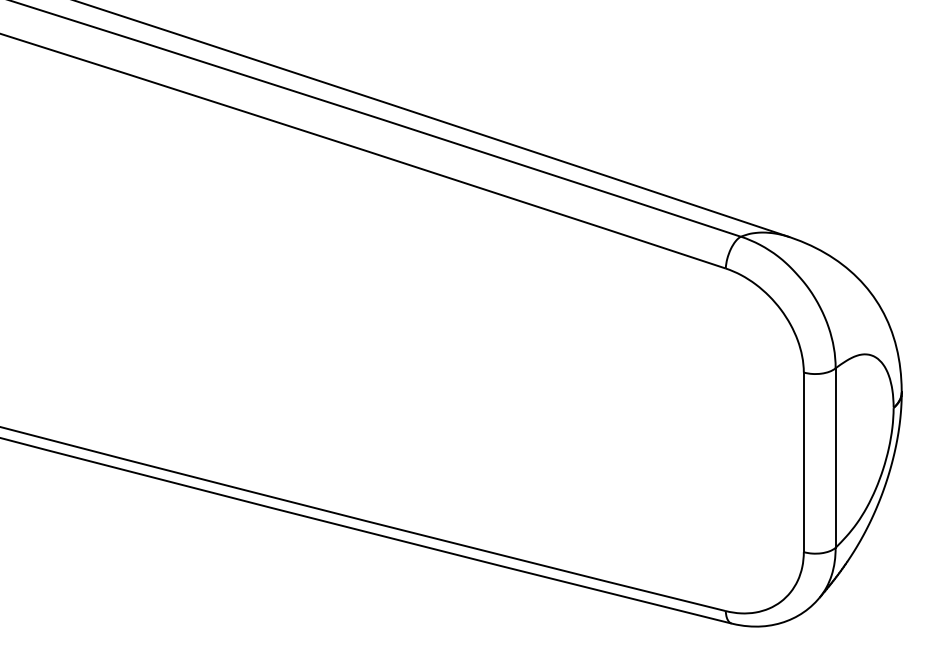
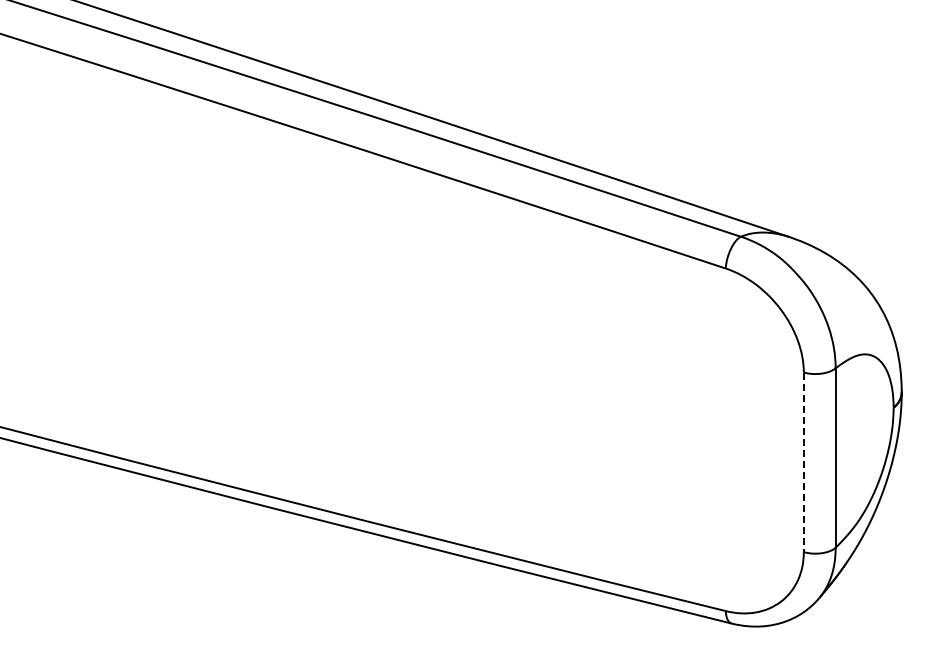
line: solid -> dashed (803, 462)
